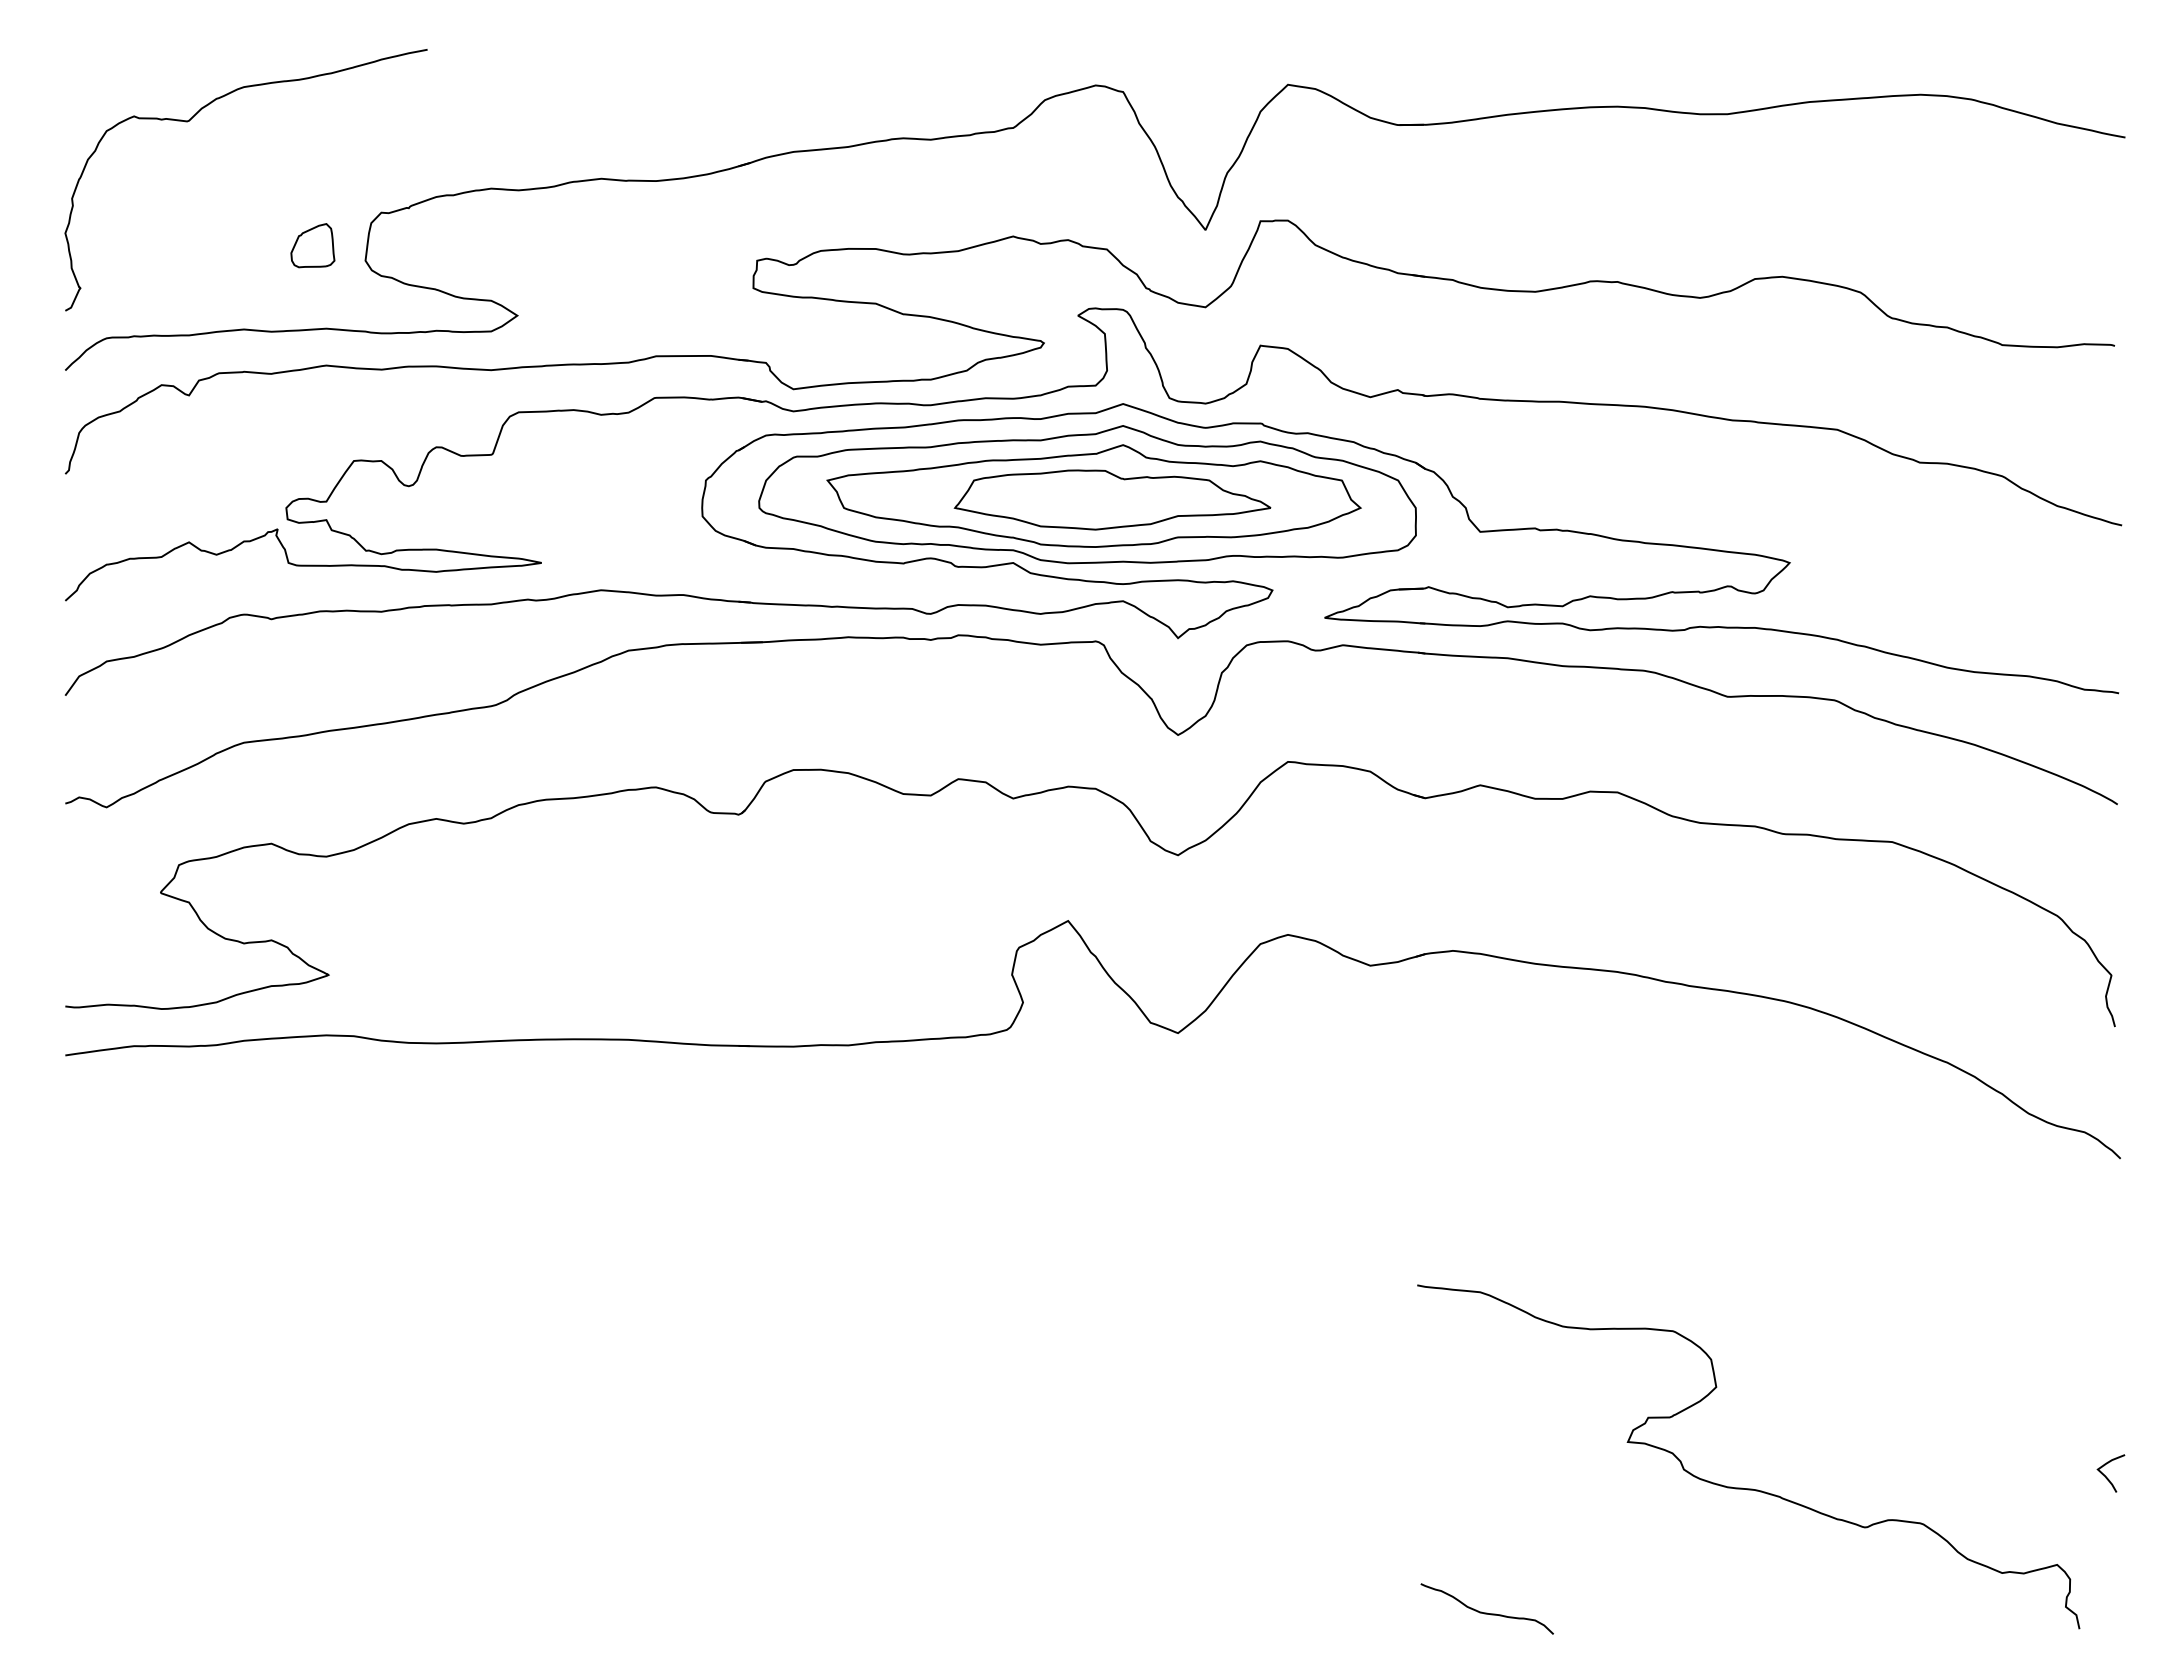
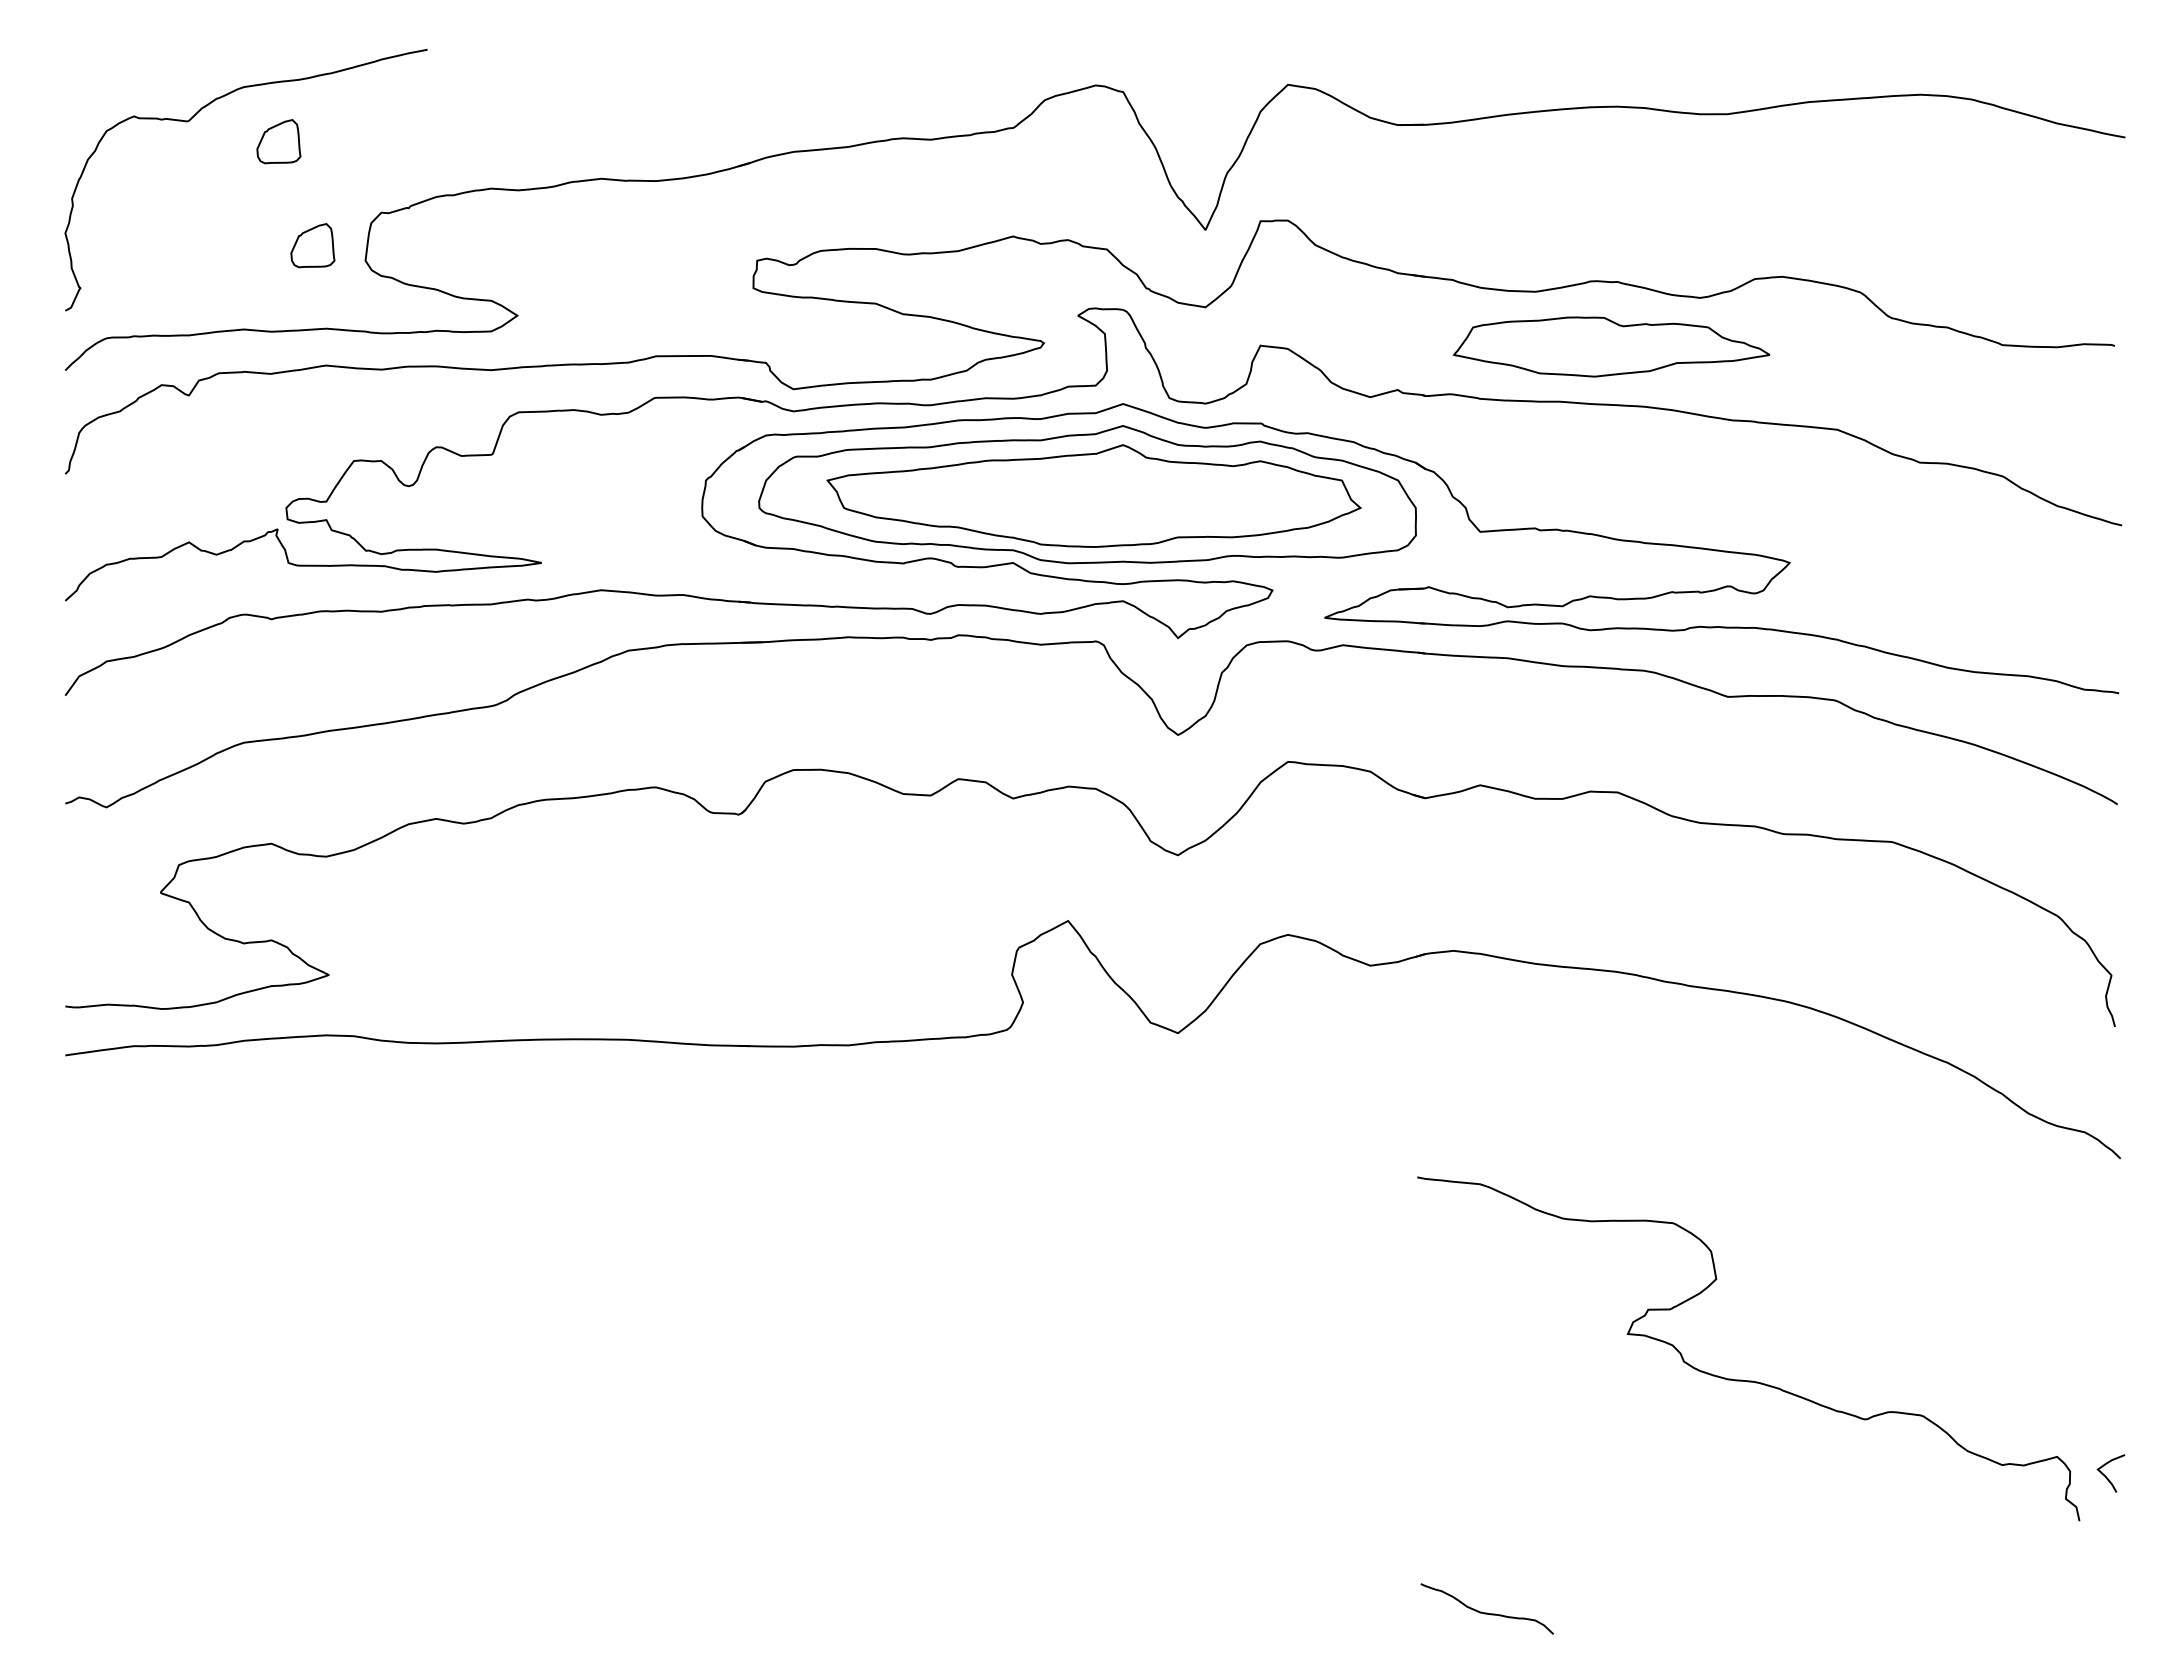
part: none -> present (278, 141)
part position: (1112, 499) -> (1611, 346) (1611, 346)
curve position: (1742, 1487) -> (1742, 1379) (1742, 1379)
